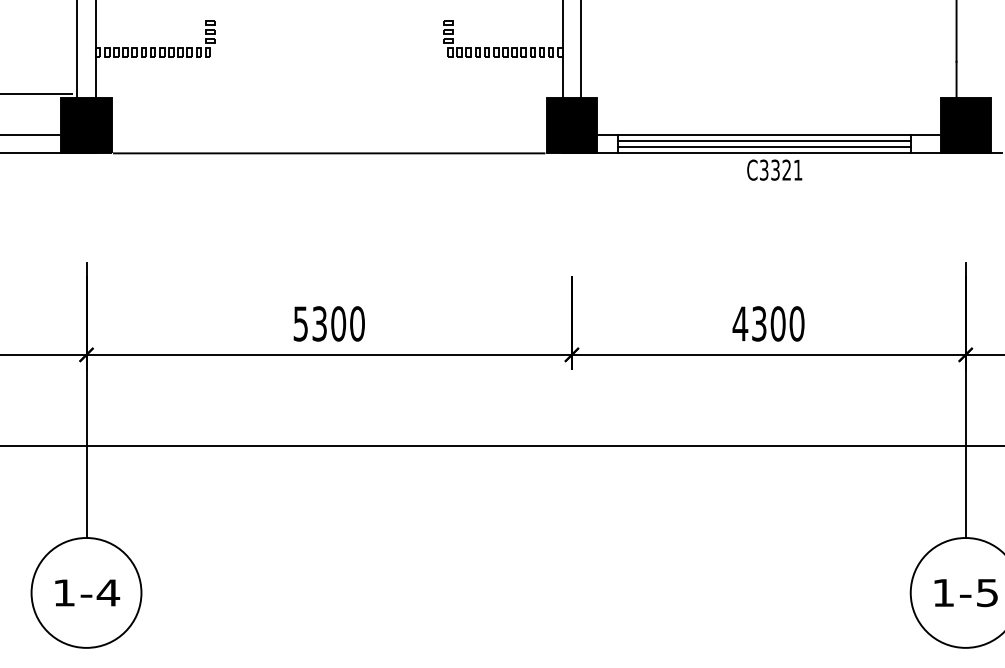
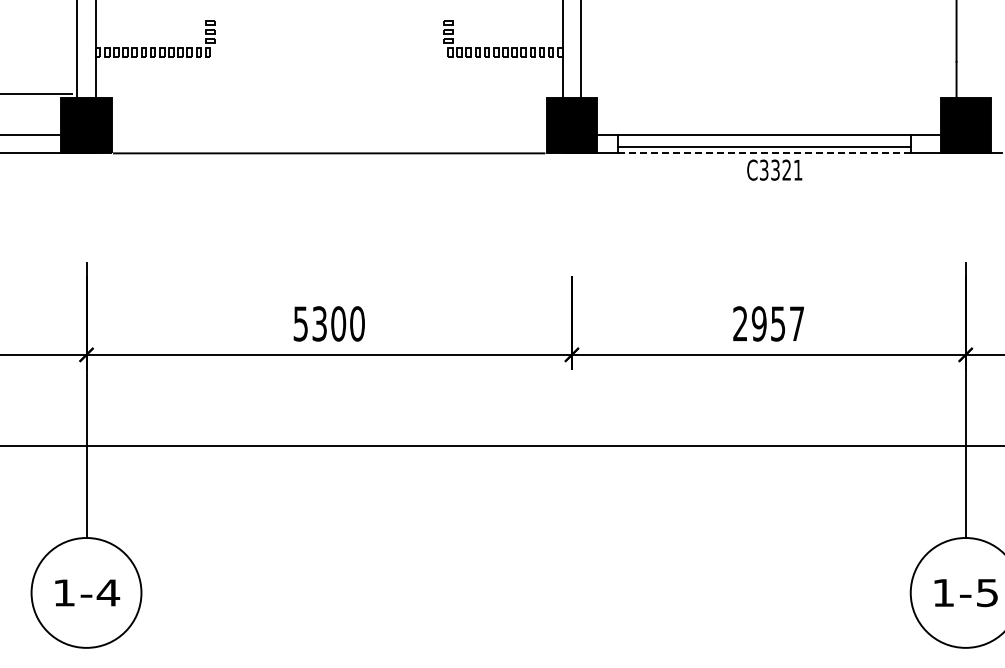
line: present -> none (763, 141)
line: solid -> dashed (764, 153)
text: 4300 -> 2957 (768, 323)
